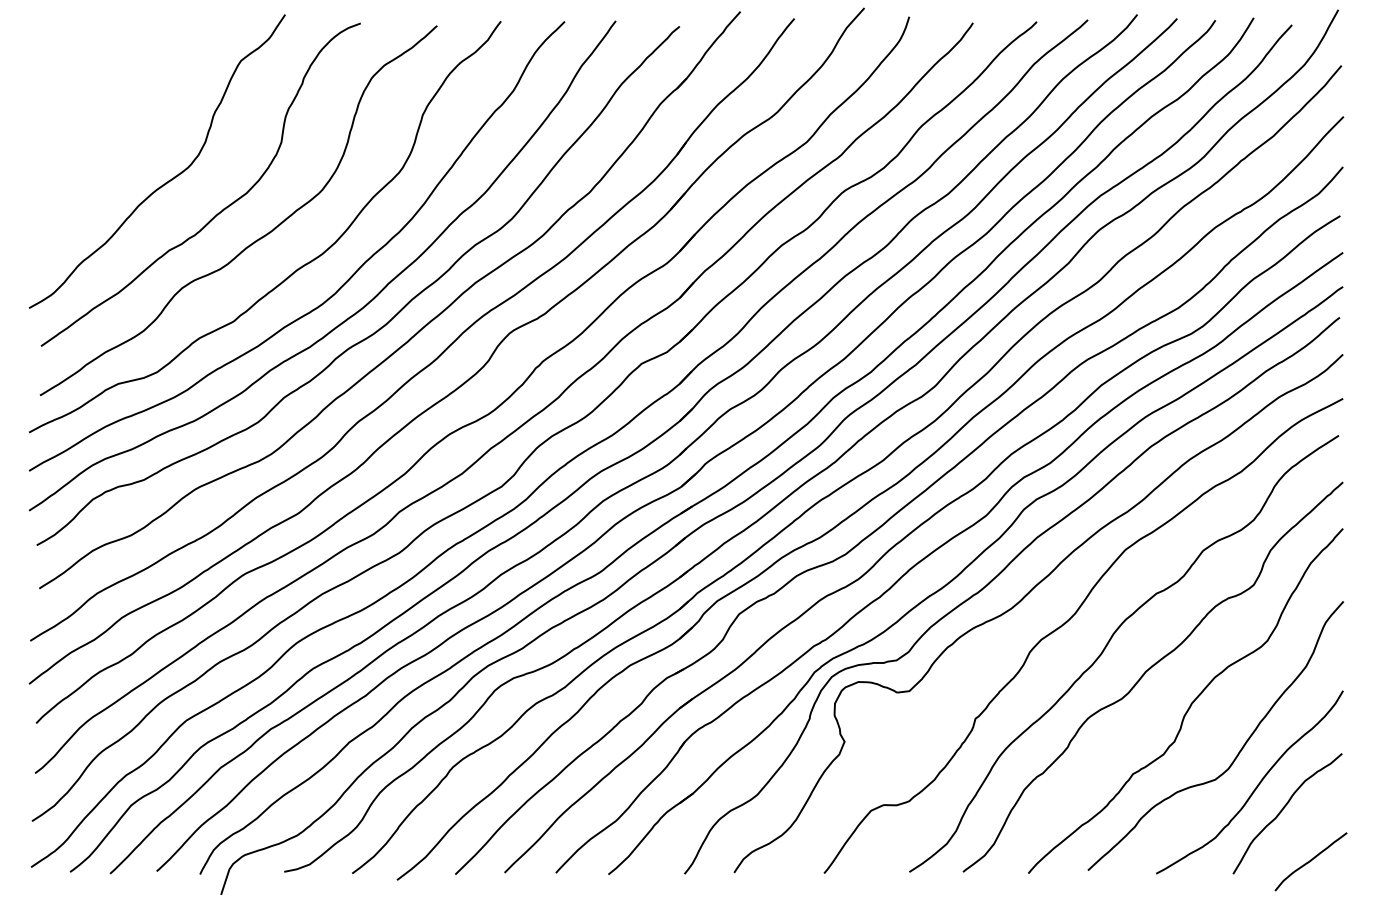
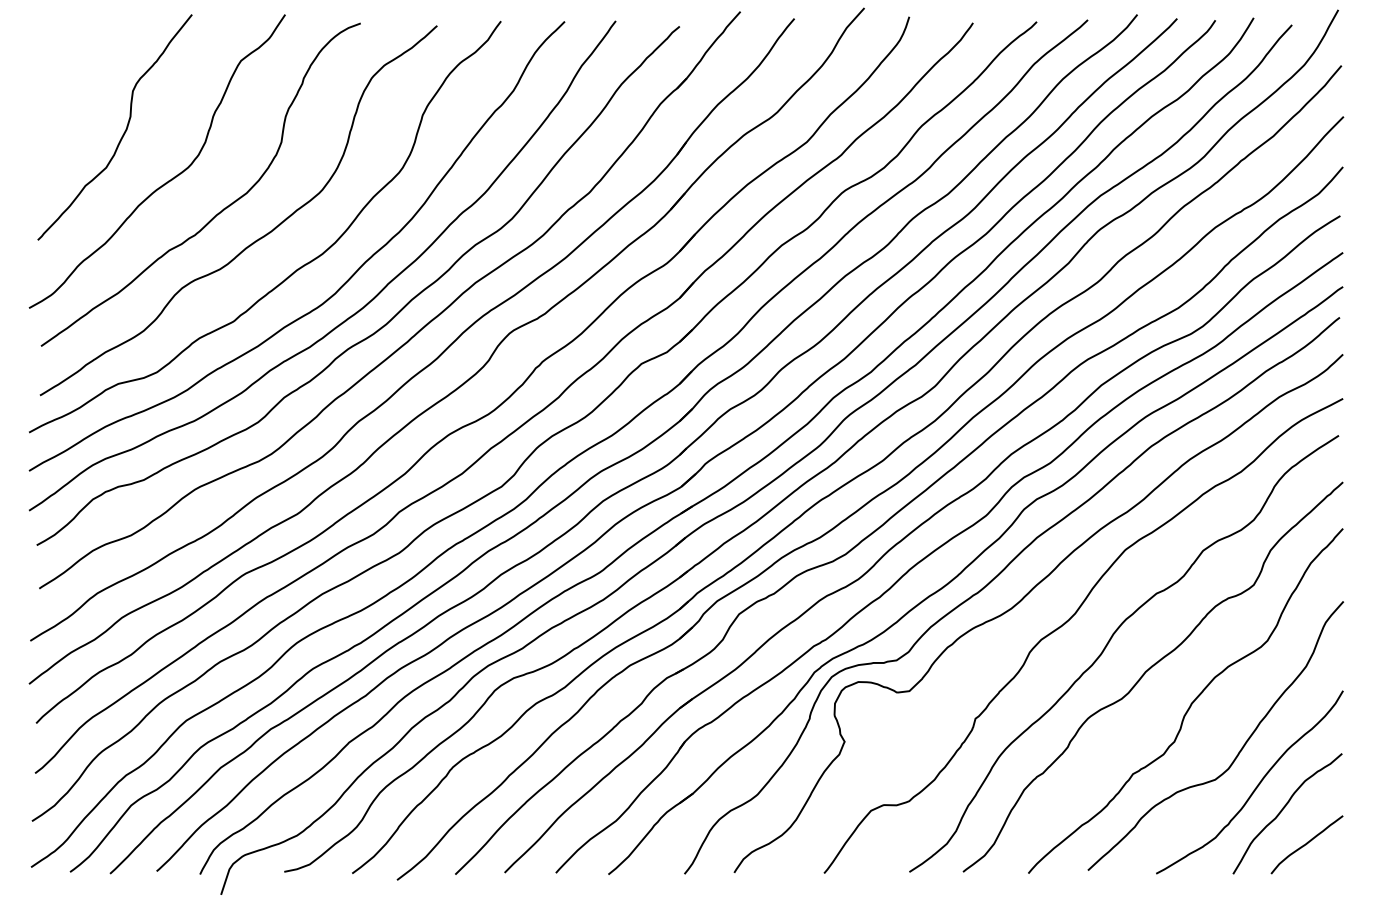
curve: none -> present (123, 132)
curve position: (1310, 861) -> (1306, 844) (1306, 844)
